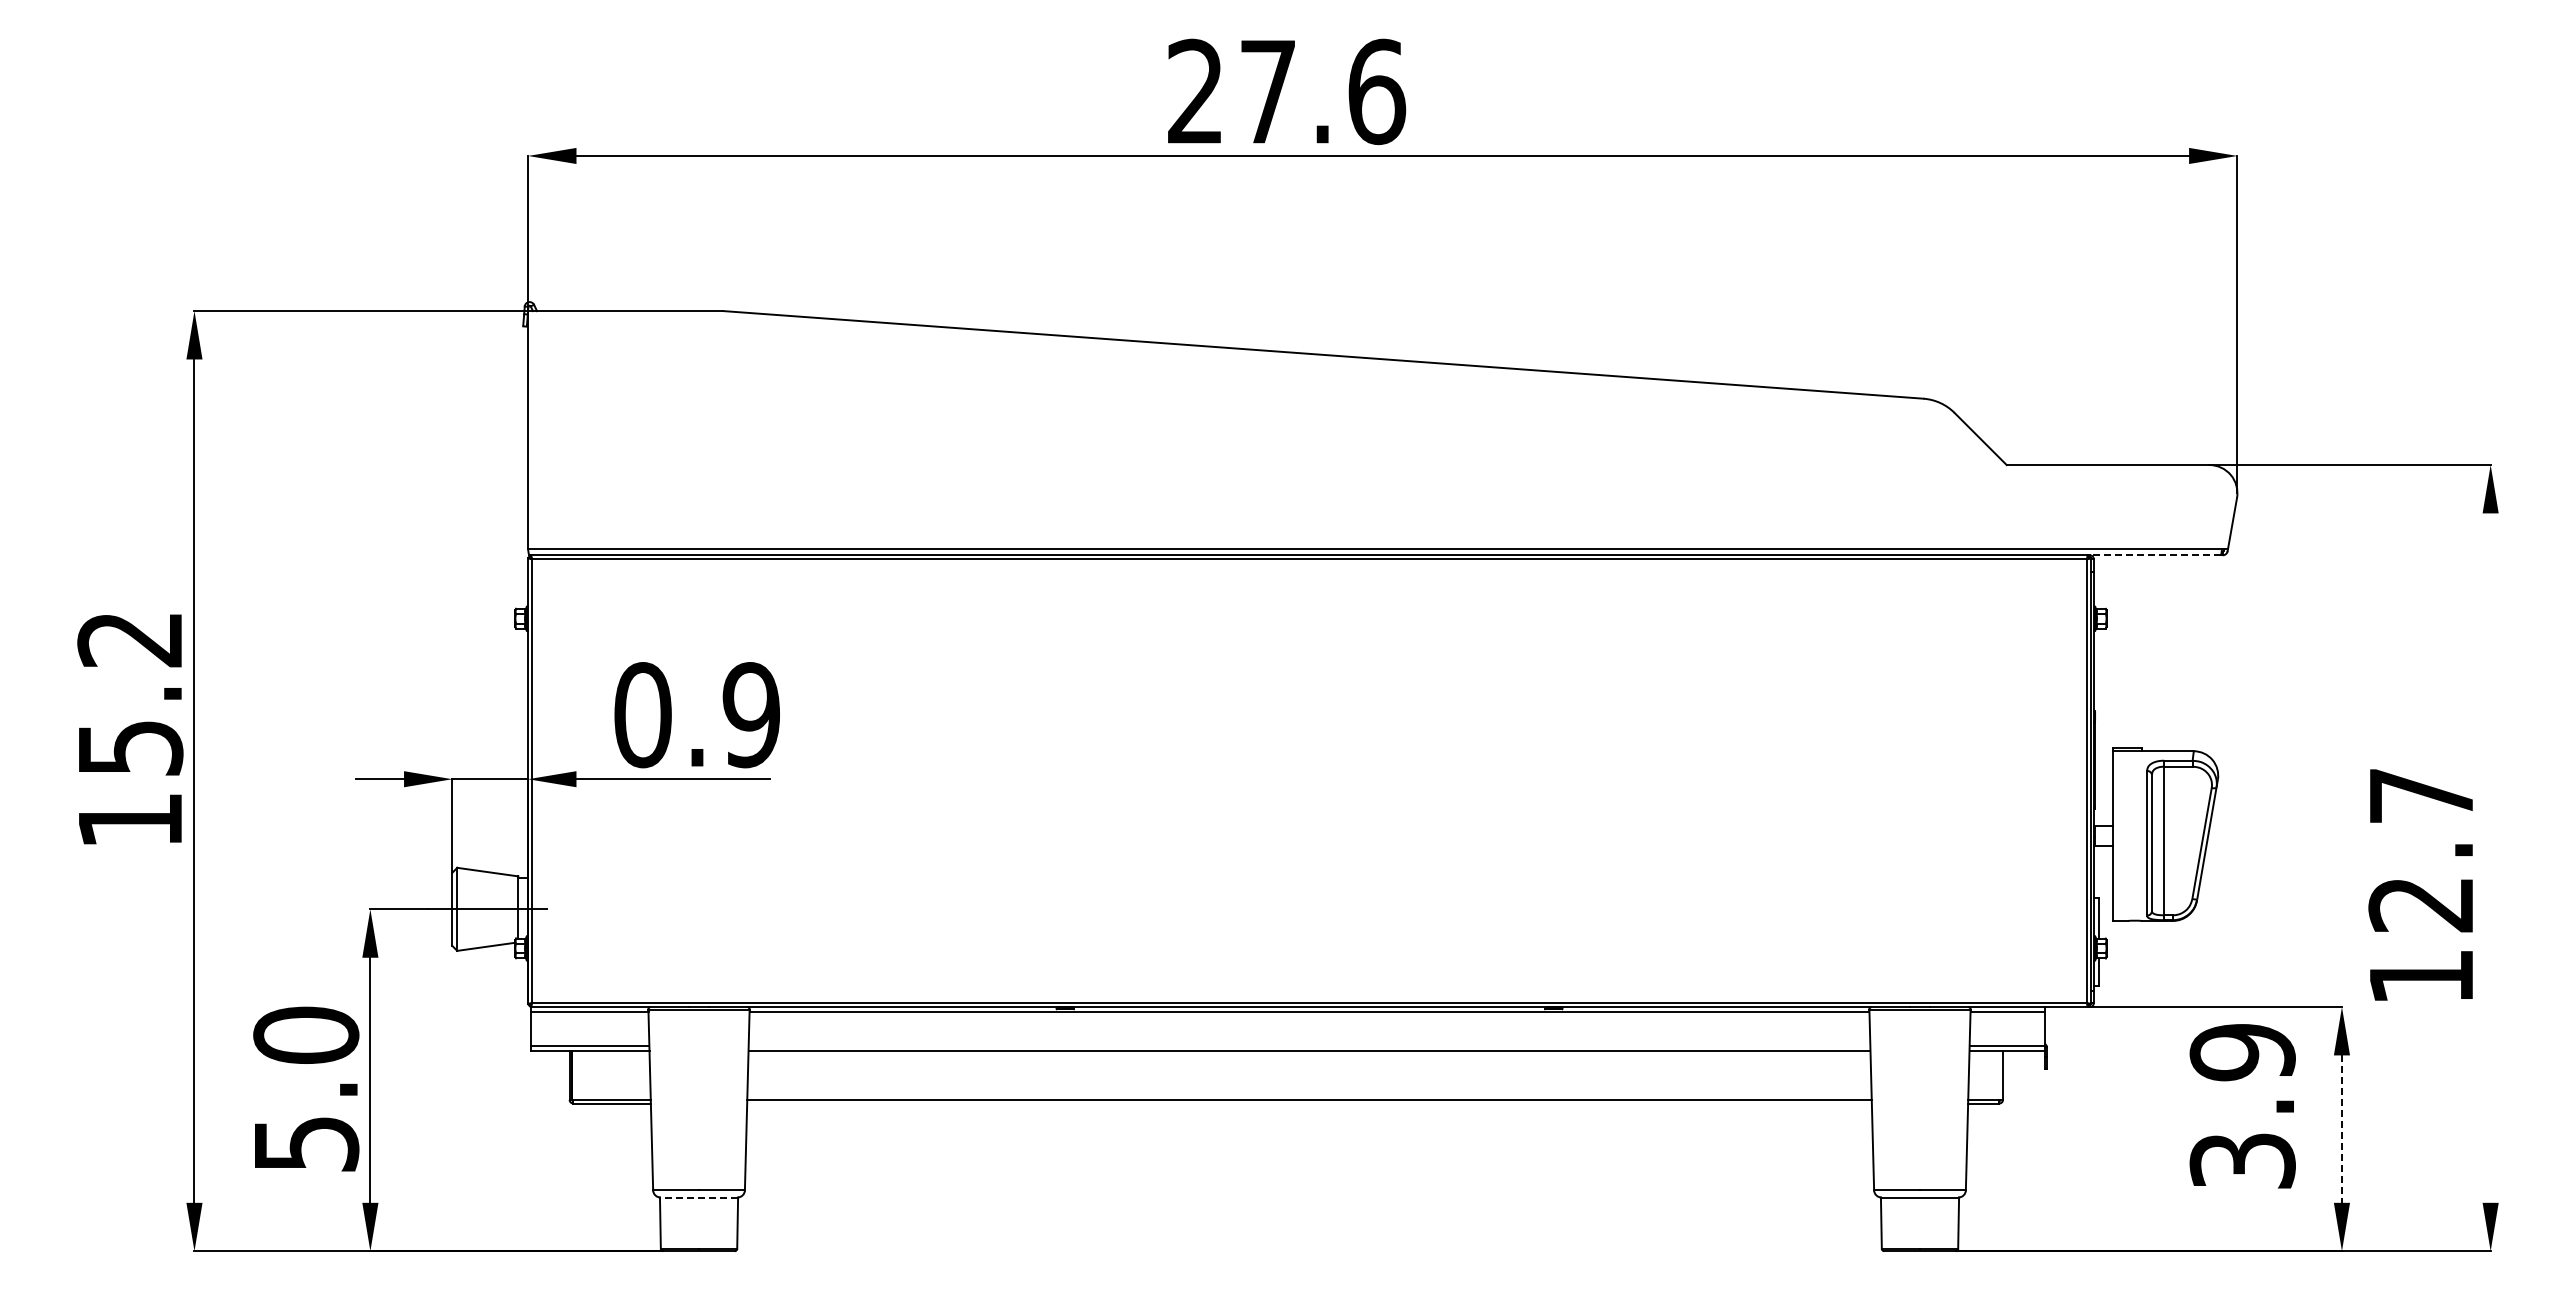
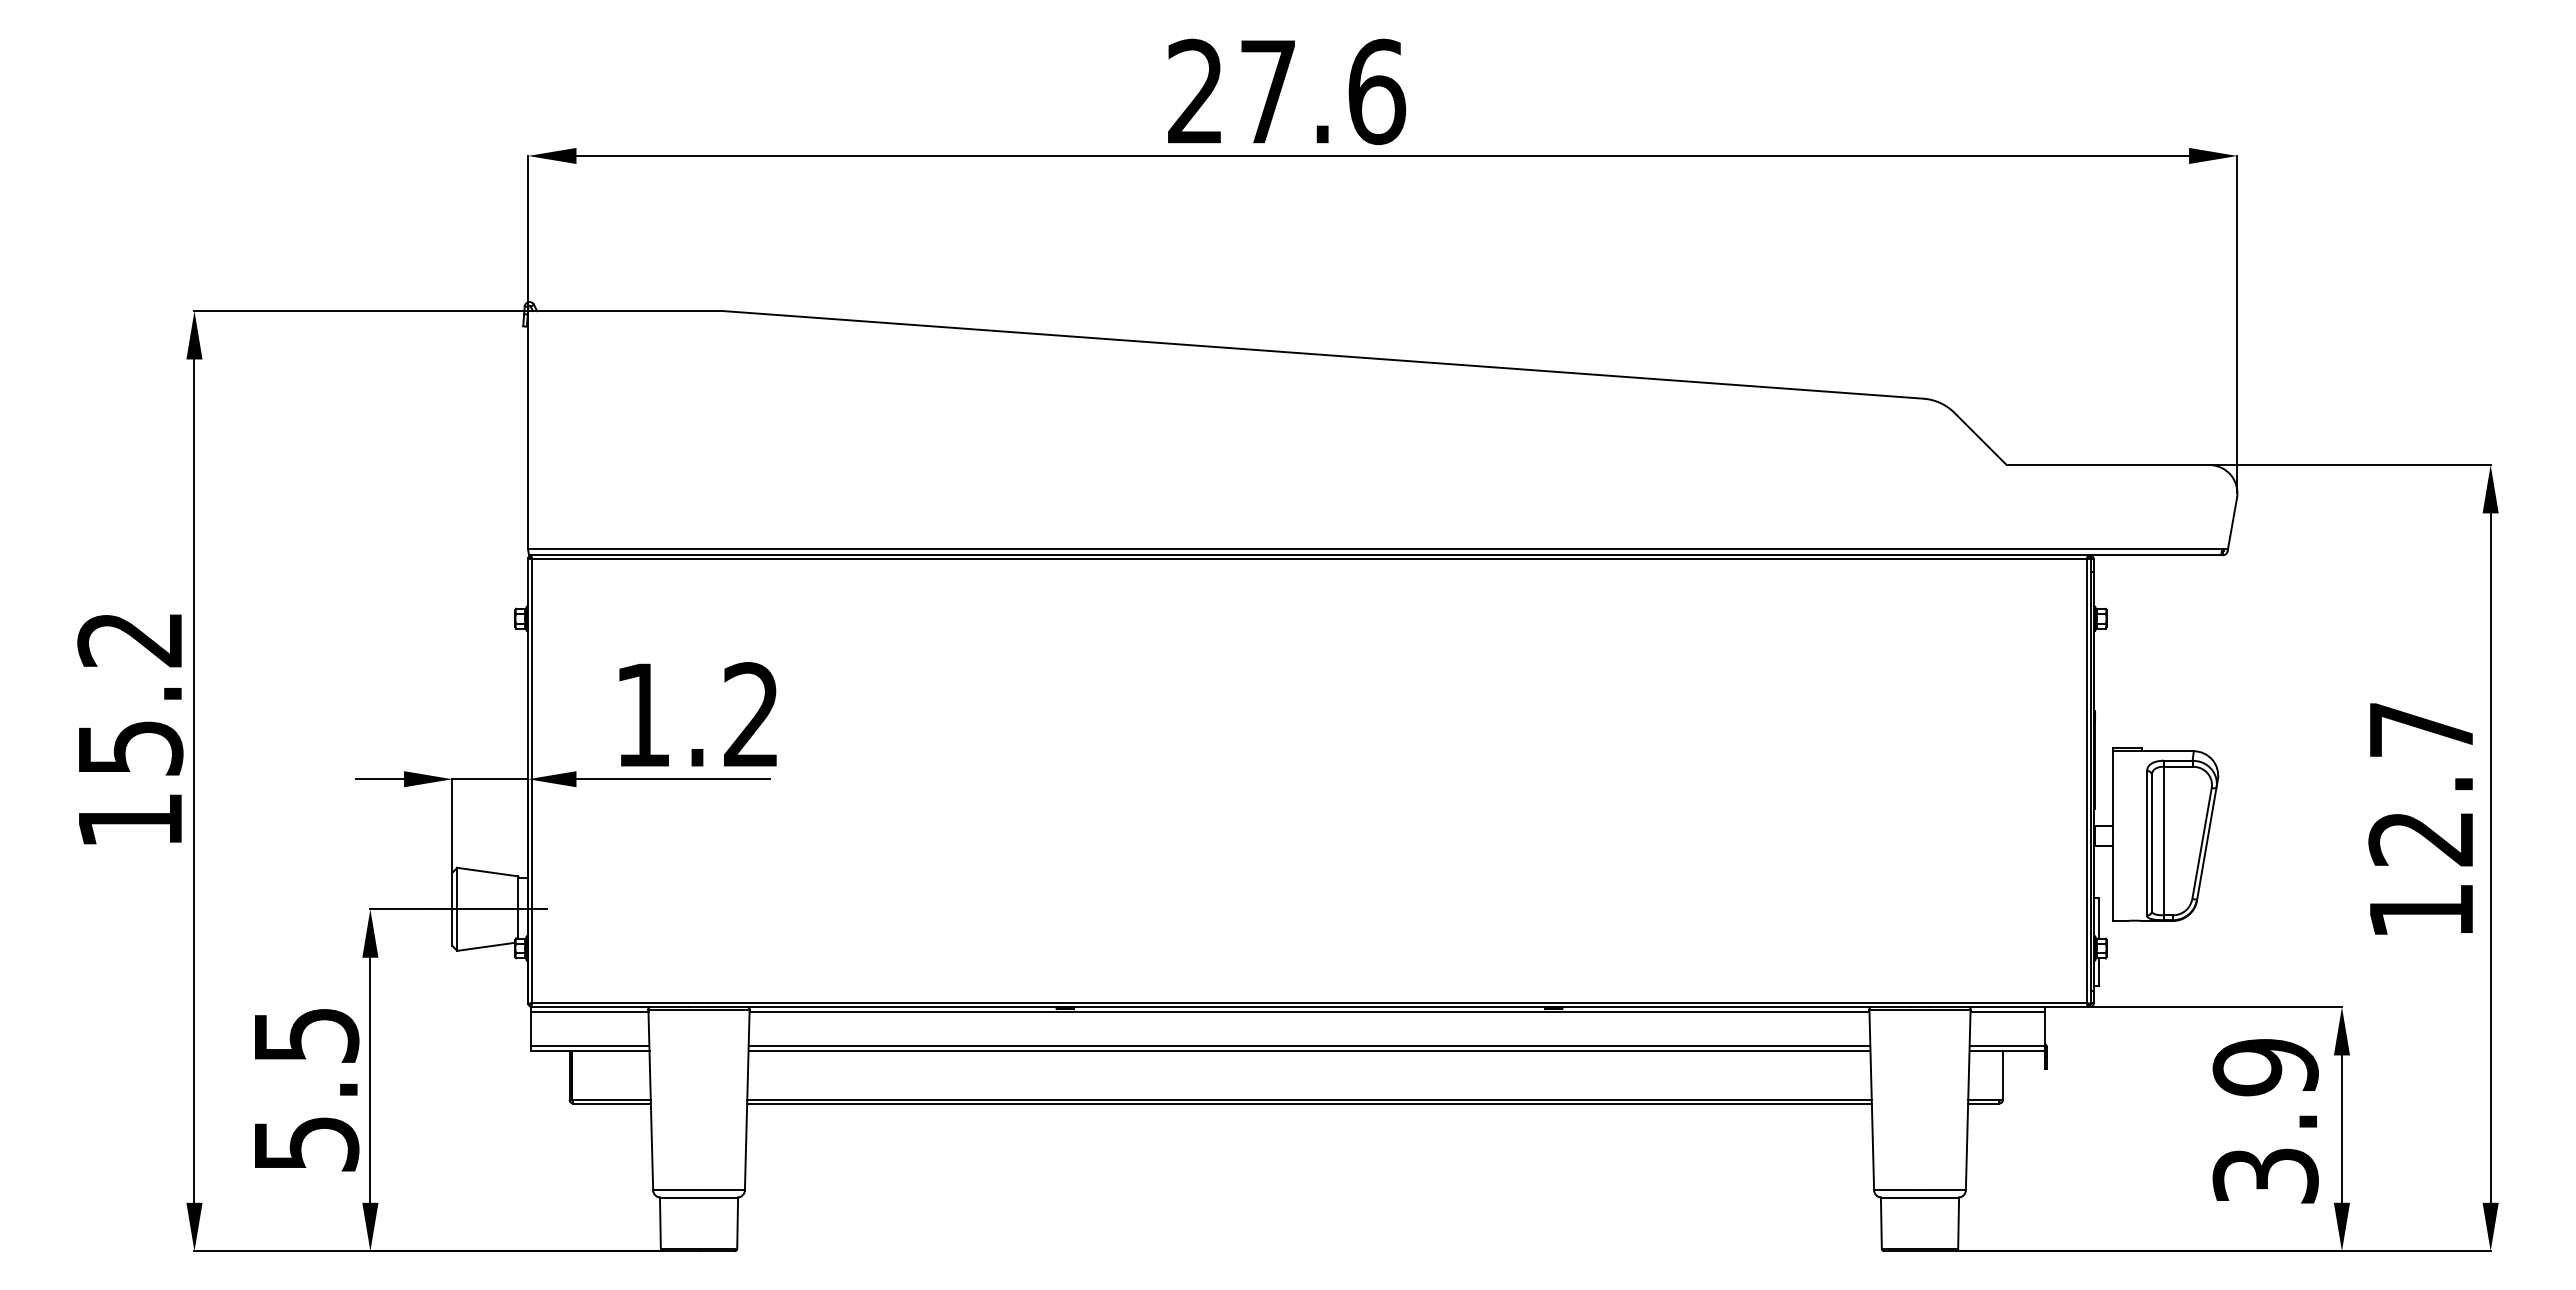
line: dashed -> solid (2153, 555)
text: 0.9 -> 1.2 (696, 715)
line: none -> present (2490, 857)
text position: (2420, 884) -> (2420, 818) (2420, 818)
text: 5.0 -> 5.5 (306, 1034)
line: none -> present (1309, 1046)
line: none -> present (1309, 1103)
text position: (2242, 1106) -> (2265, 1121) (2265, 1121)
line: dashed -> solid (2341, 1129)
line: dashed -> solid (698, 1197)
